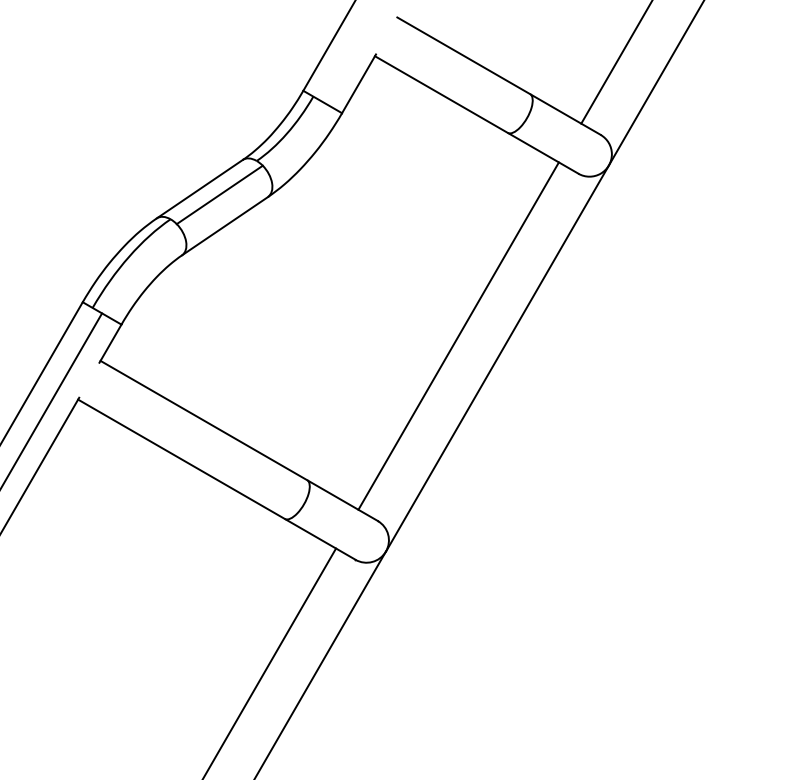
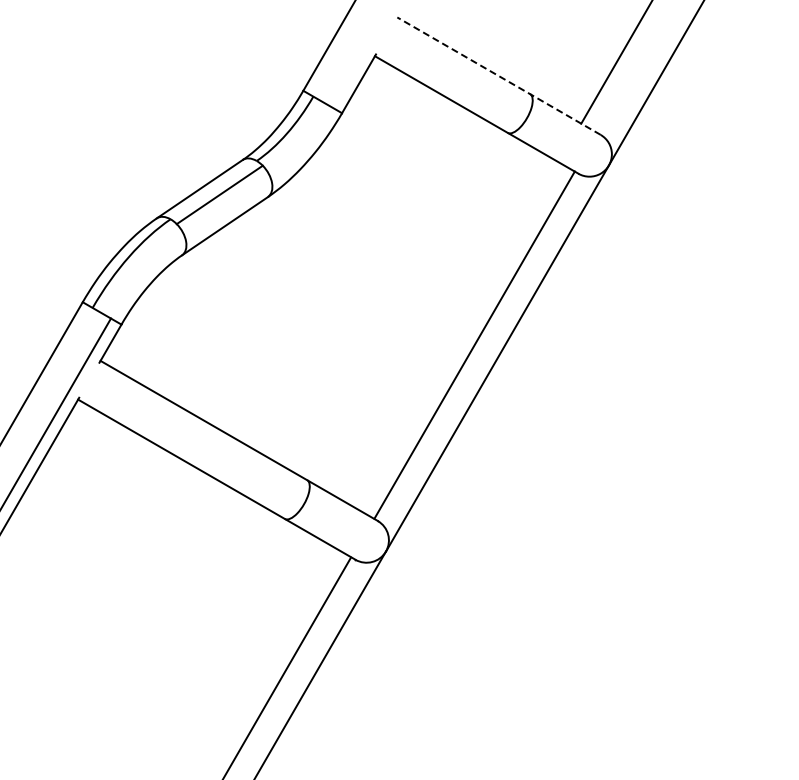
line: solid -> dashed (498, 75)
line position: (458, 335) -> (474, 344) (474, 344)
line position: (52, 399) -> (56, 412) (56, 412)
line position: (270, 662) -> (287, 666) (287, 666)
